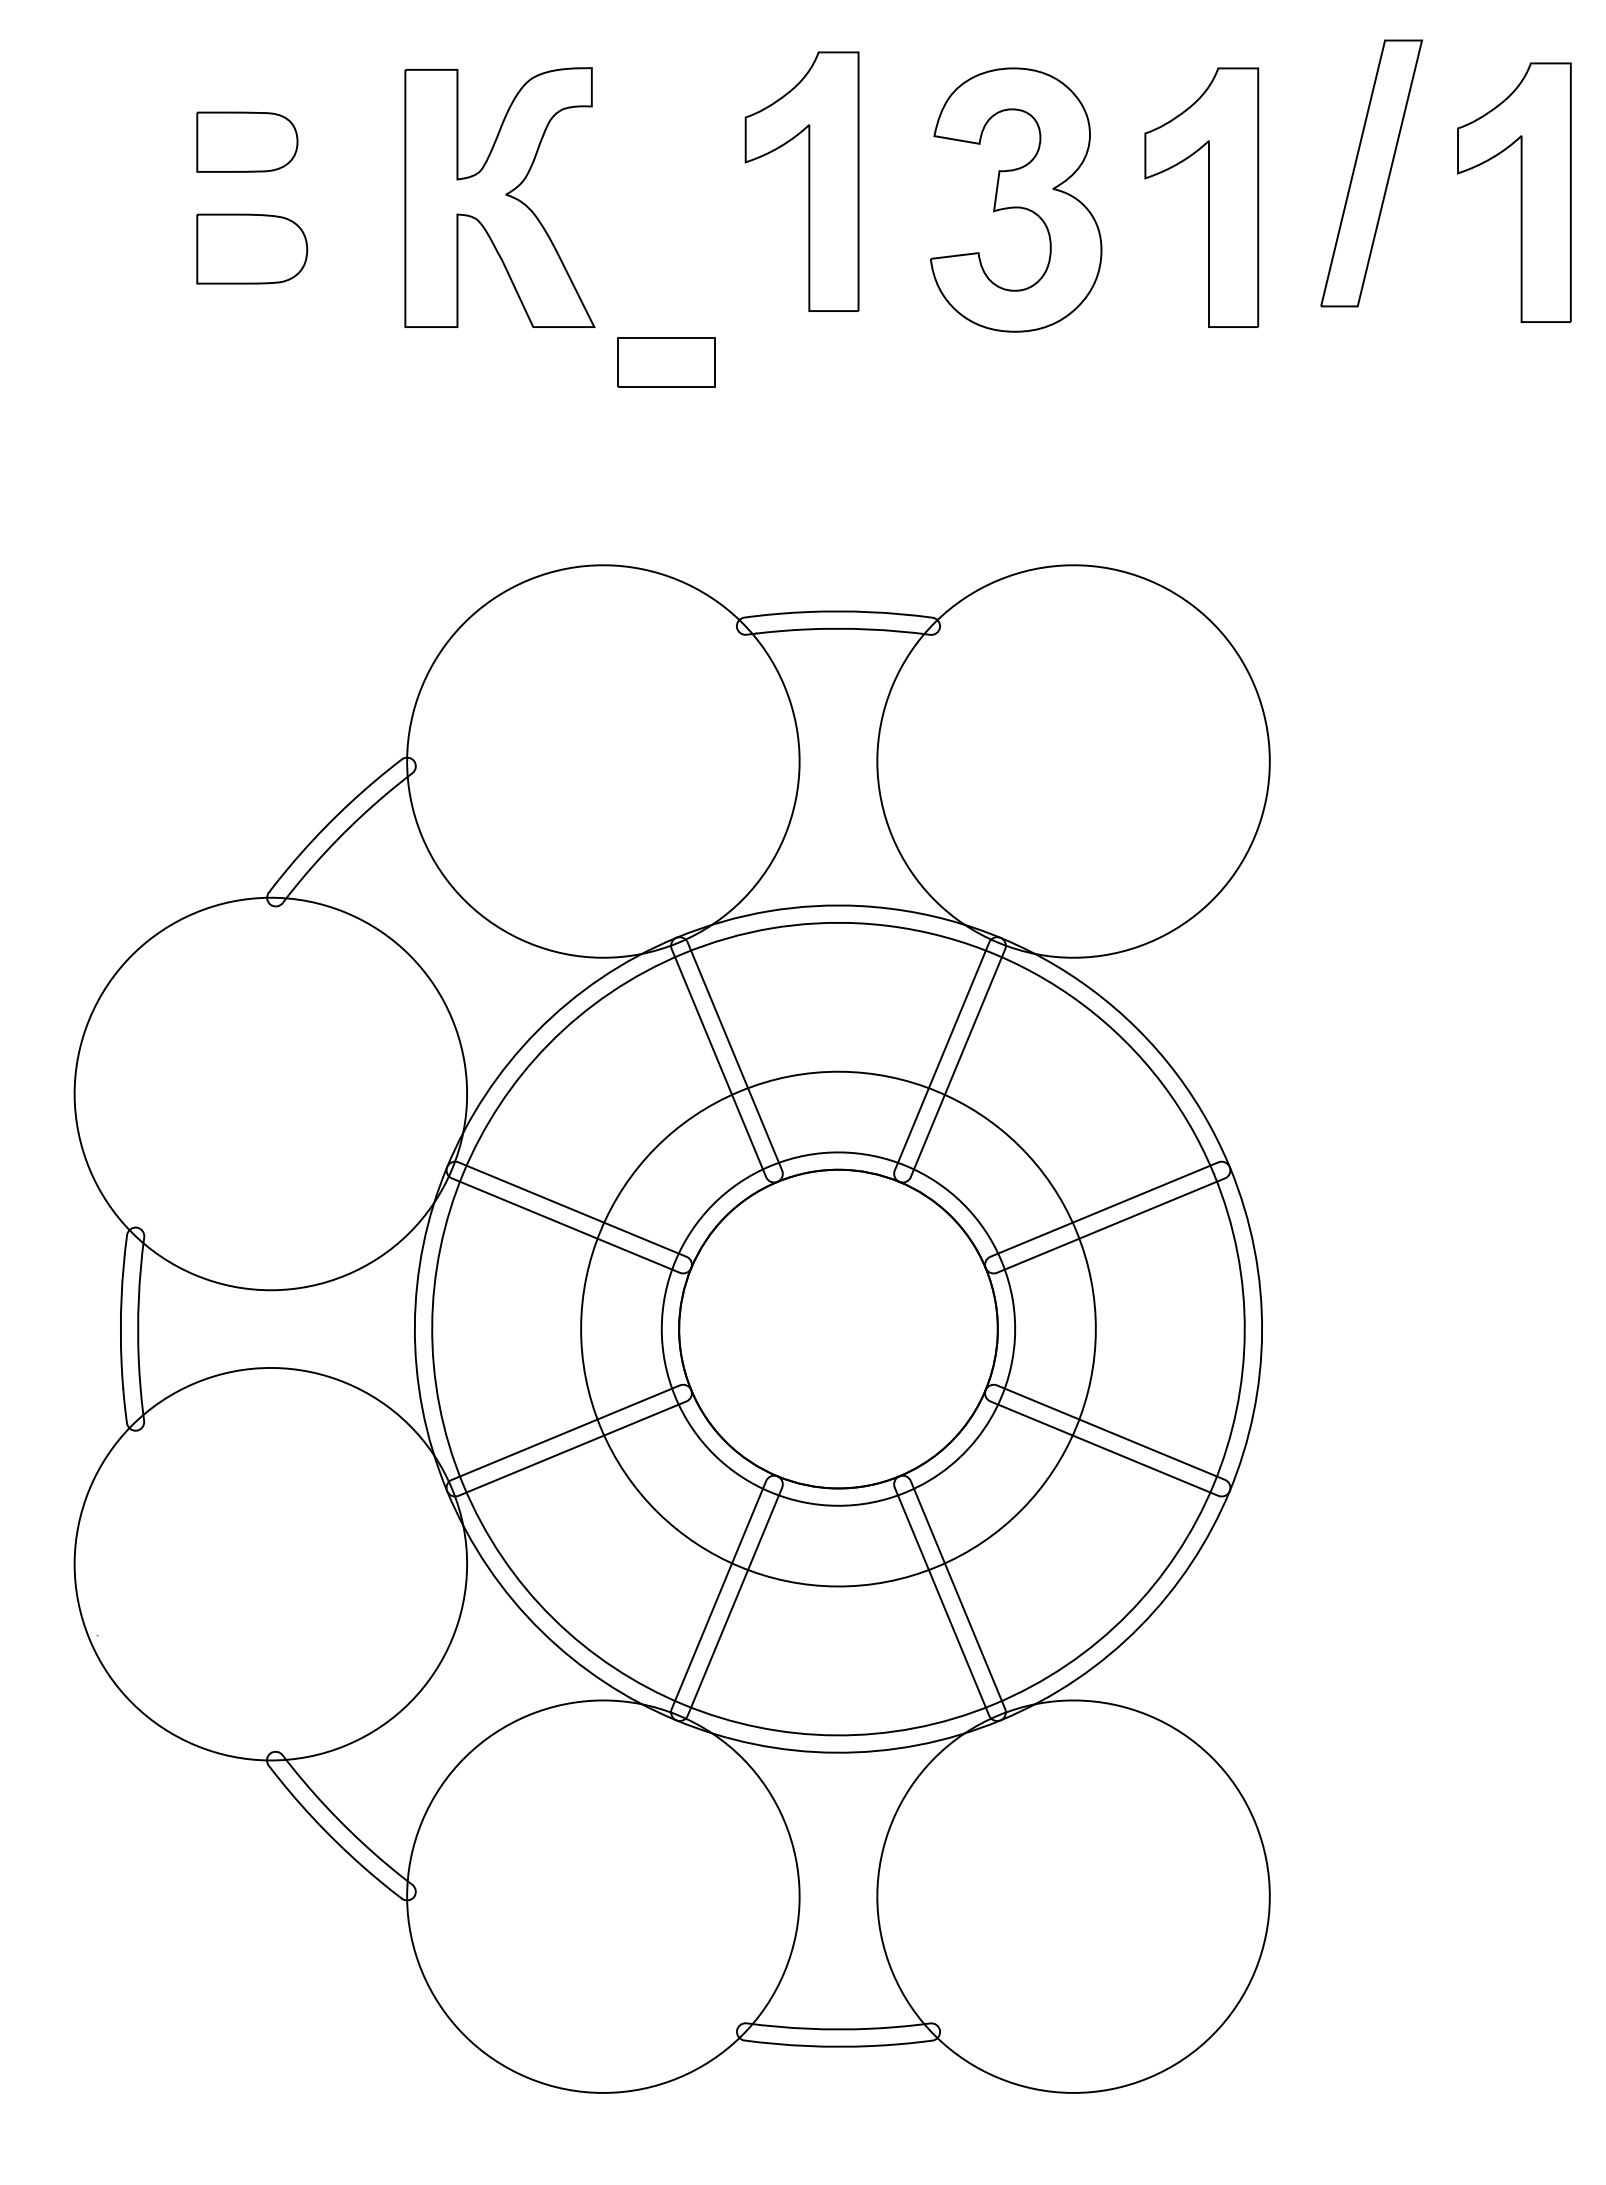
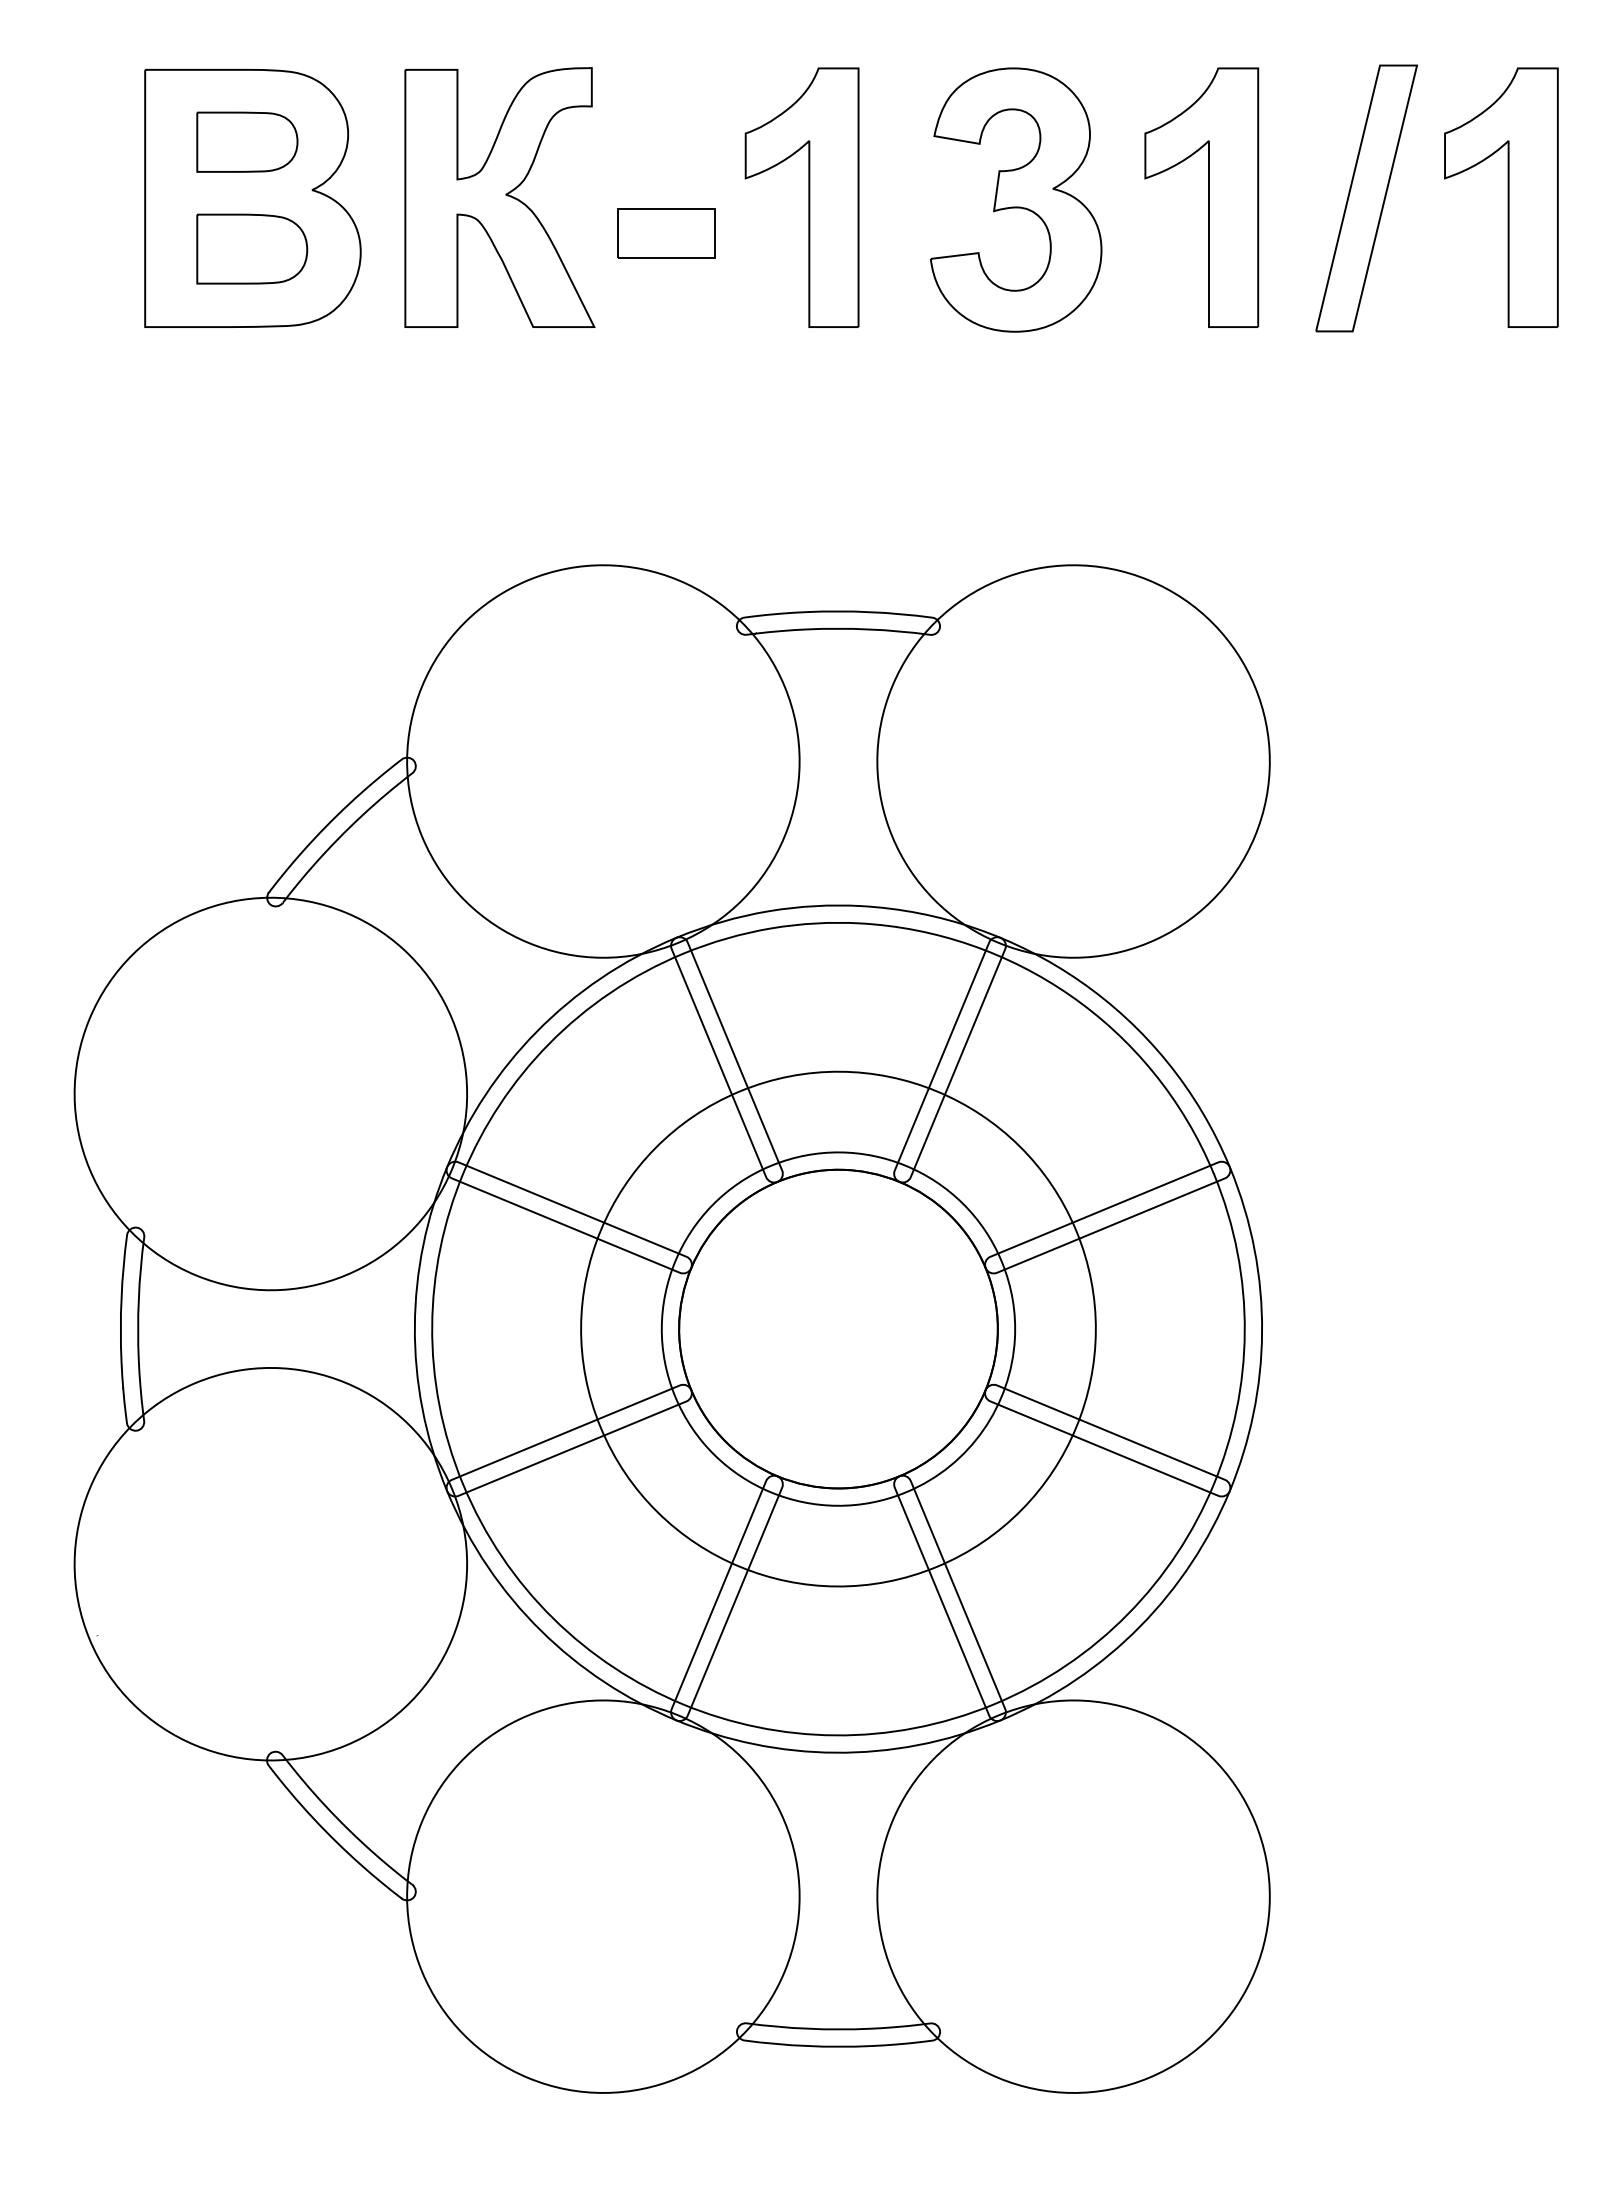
part position: (1371, 173) -> (1366, 198) (1366, 198)
part position: (808, 181) -> (808, 197) (808, 197)
part position: (1514, 192) -> (1501, 197) (1501, 197)
part: none -> present (252, 198)
part position: (666, 362) -> (666, 233) (666, 233)
